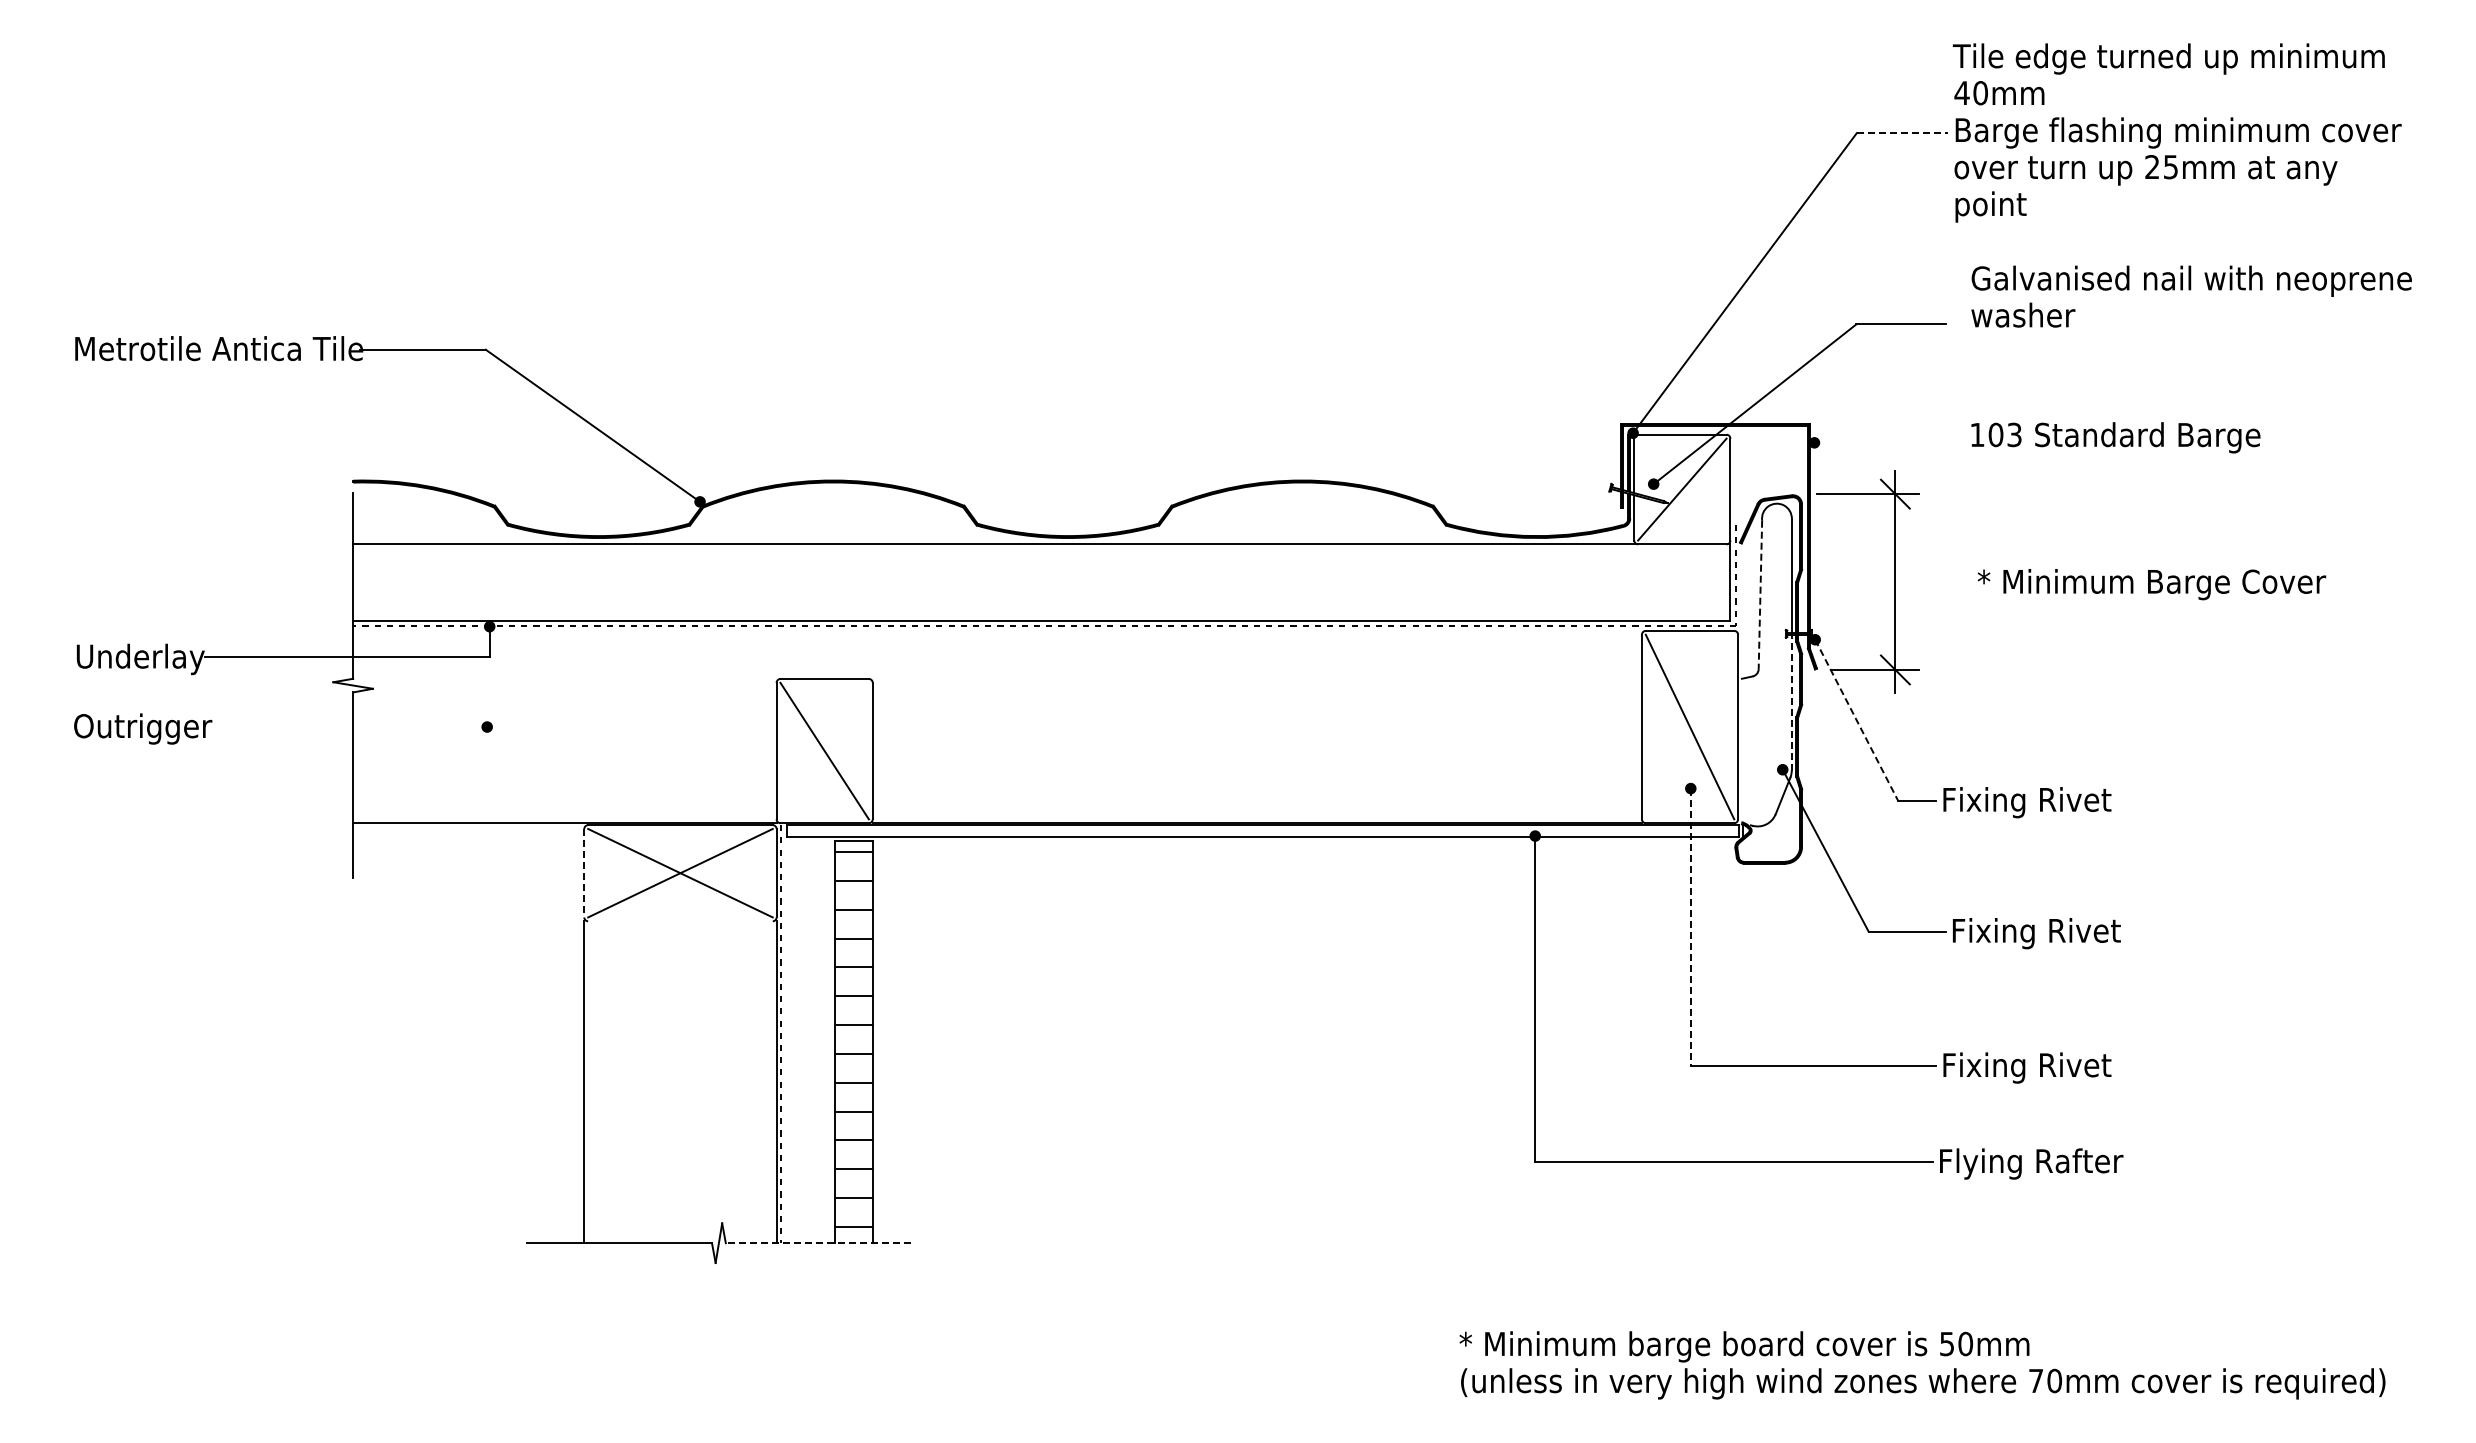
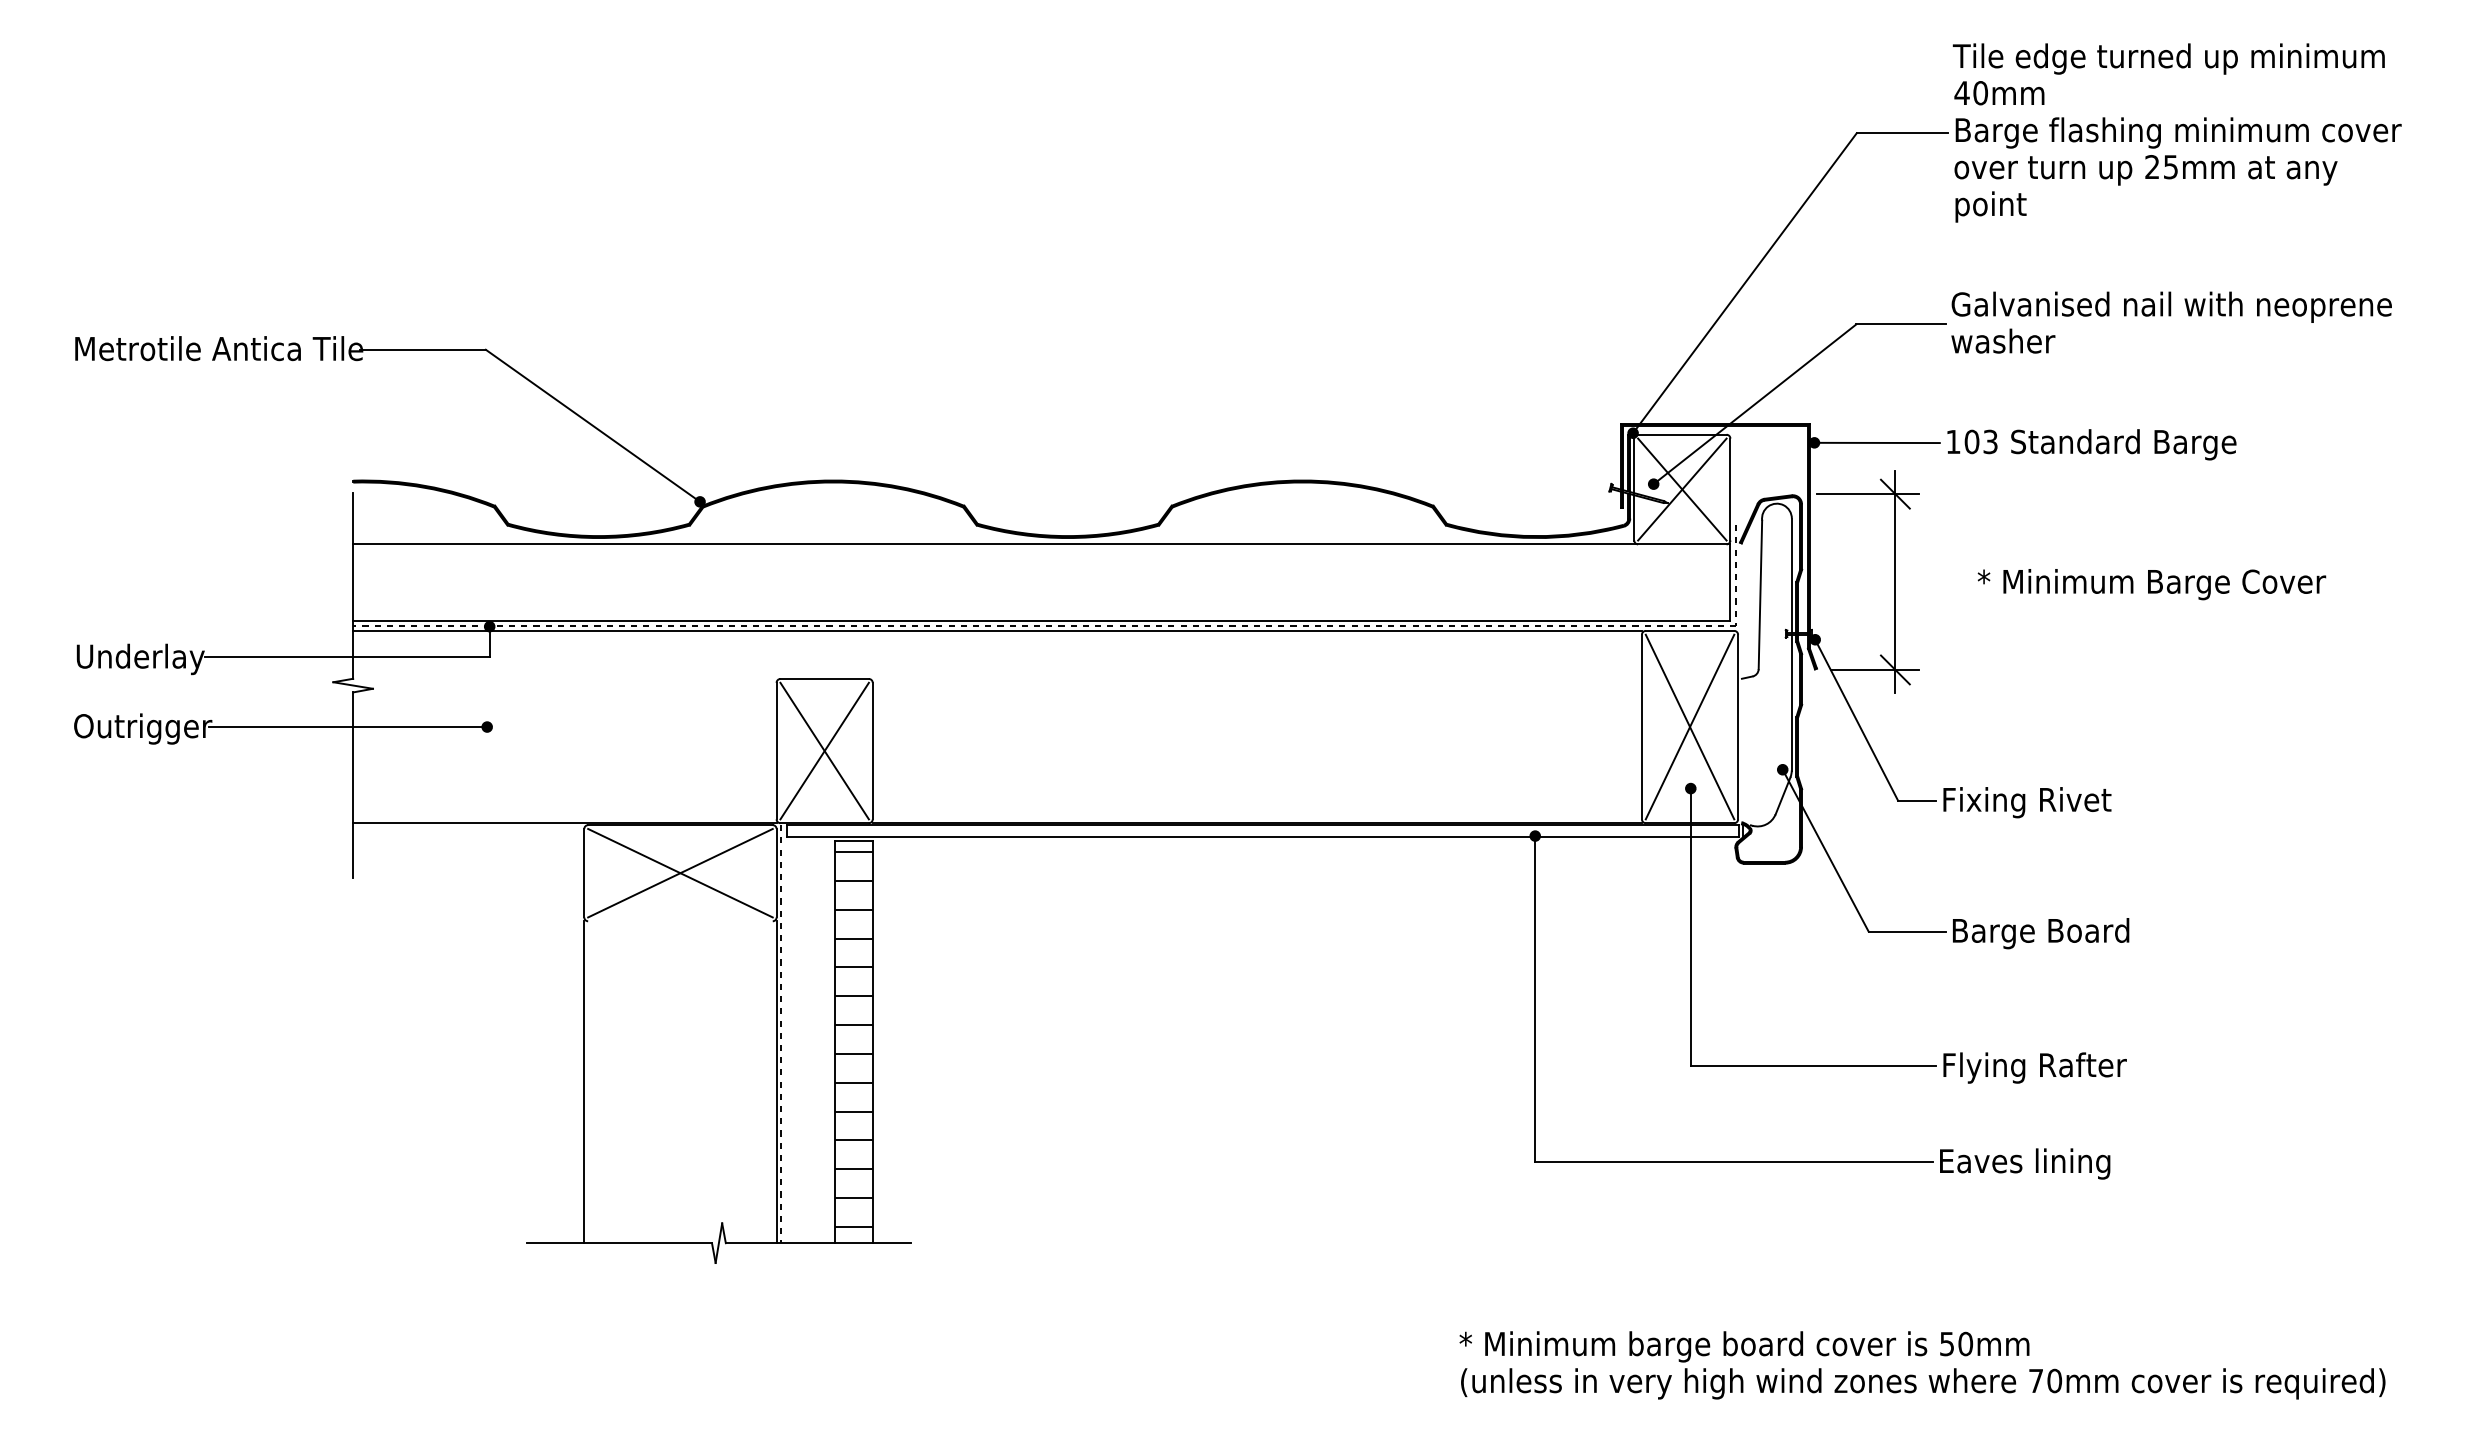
line: dashed -> solid (1902, 133)
text position: (2191, 296) -> (2171, 322) (2171, 322)
text position: (2115, 437) -> (2091, 444) (2091, 444)
line: none -> present (1876, 442)
line: none -> present (1682, 489)
line: dashed -> solid (1760, 595)
line: none -> present (997, 630)
line: dashed -> solid (1791, 702)
line: dashed -> solid (1856, 720)
line: none -> present (1689, 726)
line: none -> present (347, 727)
line: none -> present (824, 750)
line: dashed -> solid (584, 873)
line: dashed -> solid (1690, 927)
text: Fixing Rivet -> Barge Board (2042, 933)
text: Fixing Rivet -> Flying Rafter (2043, 1067)
text: Flying Rafter -> Eaves lining (2032, 1163)
line: dashed -> solid (818, 1243)
